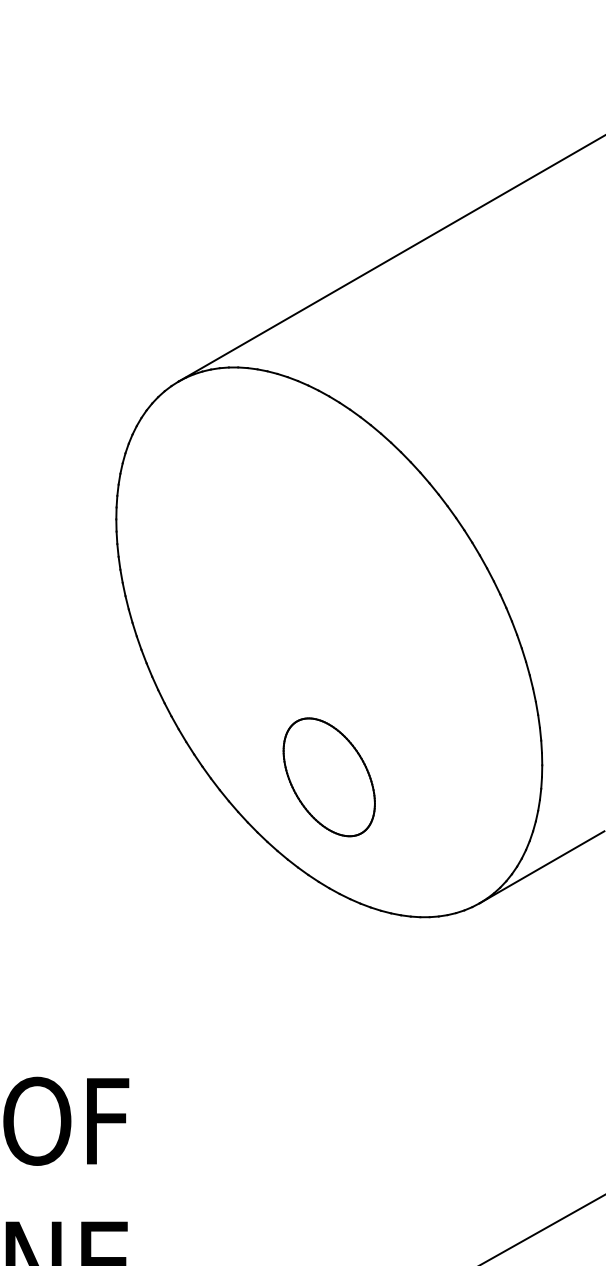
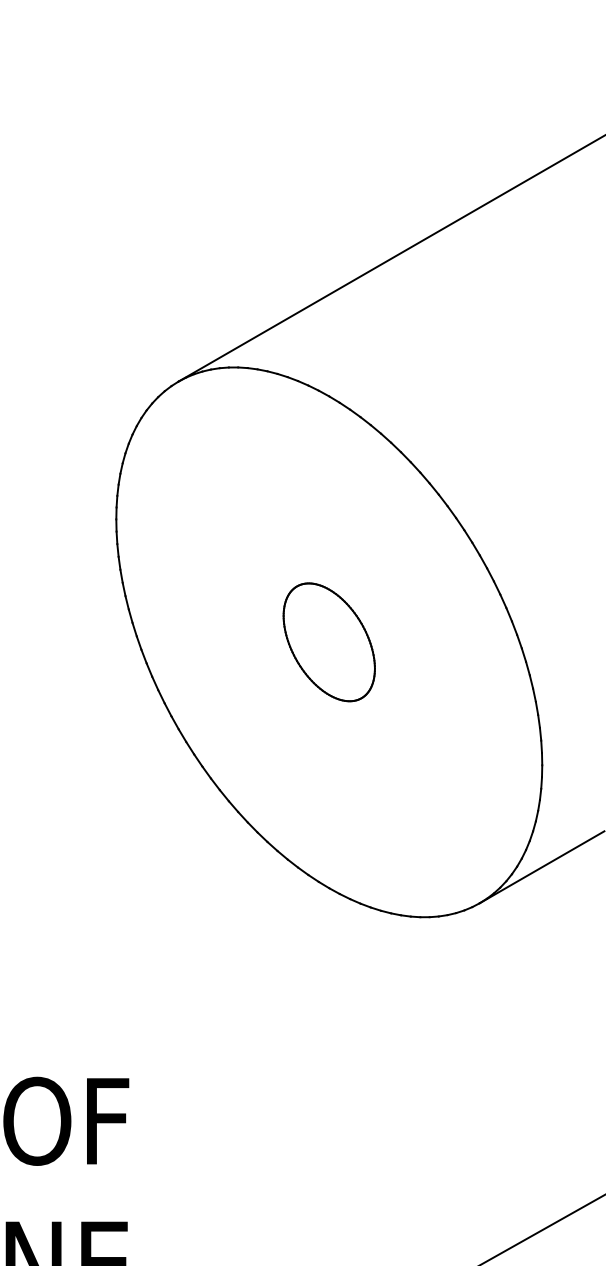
part position: (328, 777) -> (328, 642) (328, 642)
